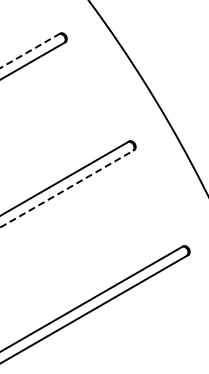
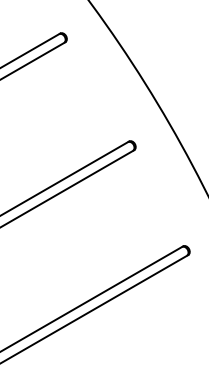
line: dashed -> solid (29, 51)
line: dashed -> solid (67, 188)
